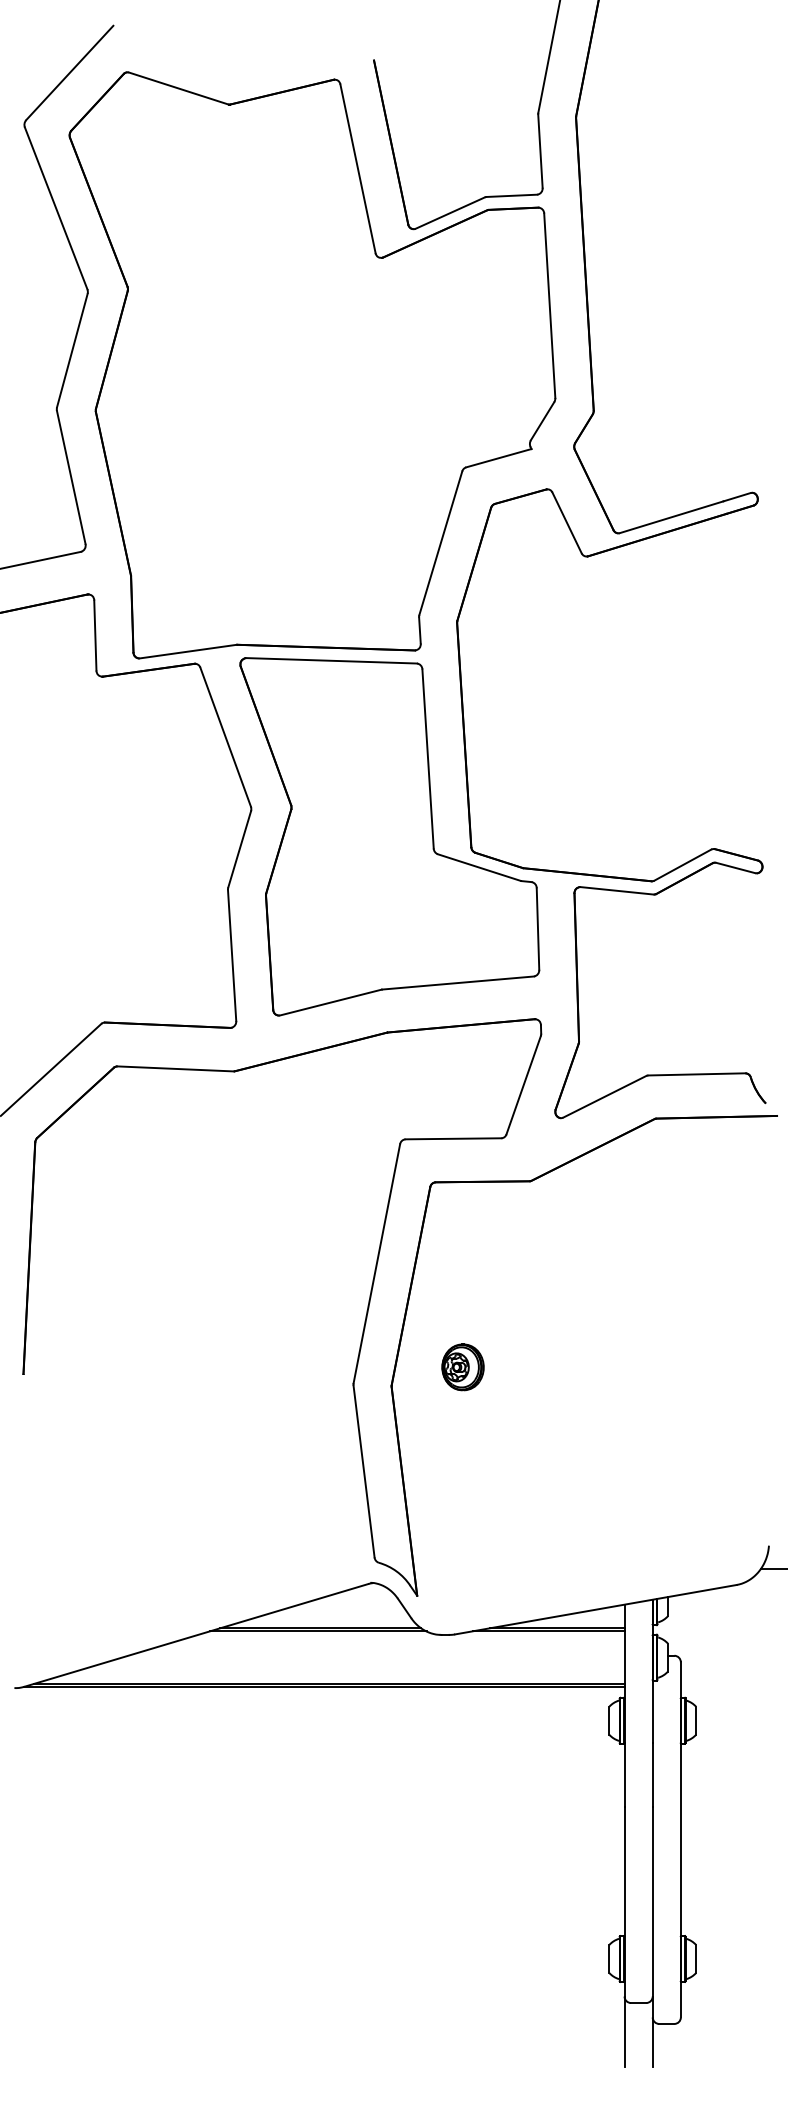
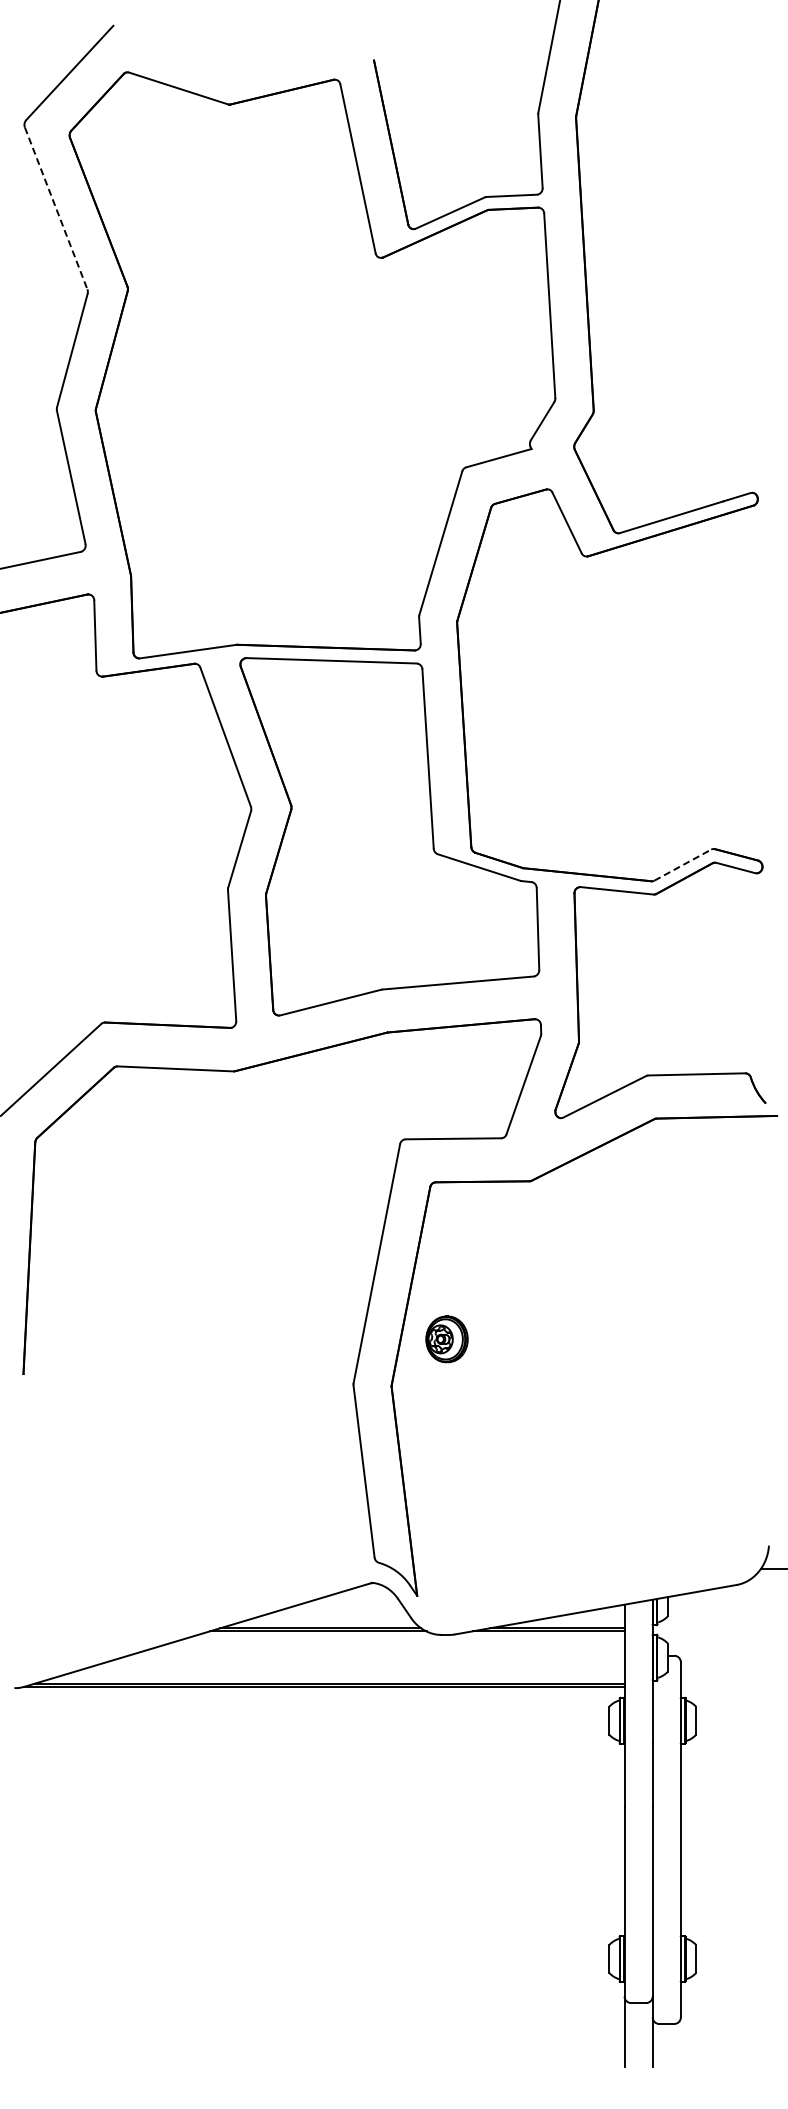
line: solid -> dashed (56, 208)
line: solid -> dashed (683, 864)
part position: (462, 1367) -> (446, 1339) (446, 1339)
